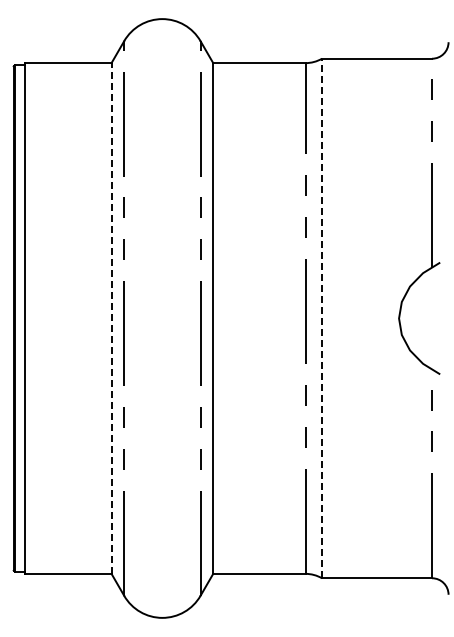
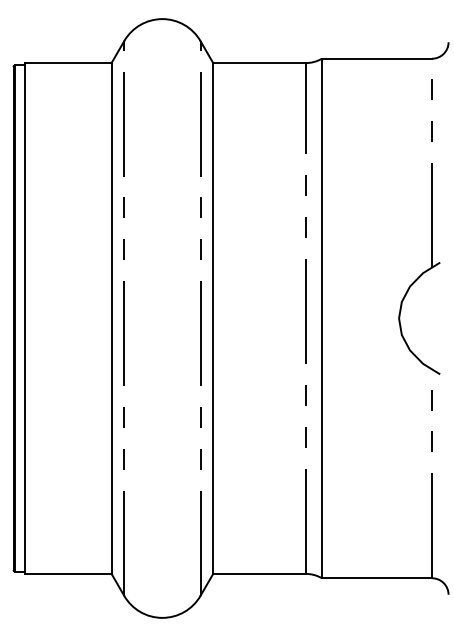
line: dashed -> solid (111, 318)
line: dashed -> solid (321, 318)
